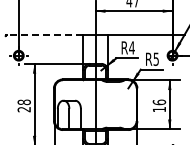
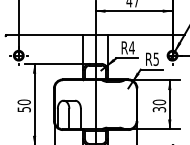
line: dashed -> solid (44, 35)
text: 28 -> 50 (23, 105)
text: 16 -> 30 (159, 105)
